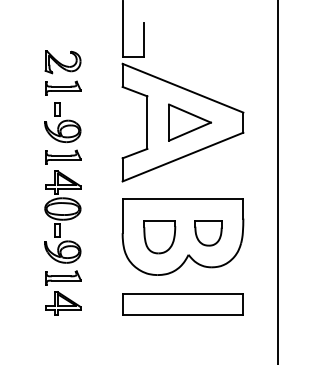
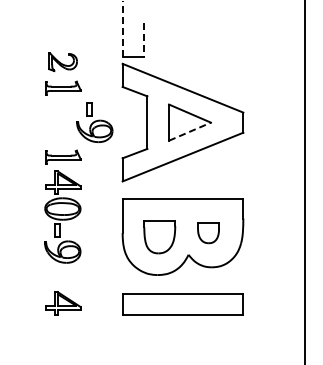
line: solid -> dashed (122, 29)
line: solid -> dashed (144, 40)
part size: 38x25 px -> 30x21 px (62, 62)
part position: (62, 122) -> (94, 122) (94, 122)
line: solid -> dashed (190, 131)
line position: (277, 181) -> (304, 181) (304, 181)
part size: 29x27 px -> 23x23 px (208, 233)
part: present -> none (63, 277)
